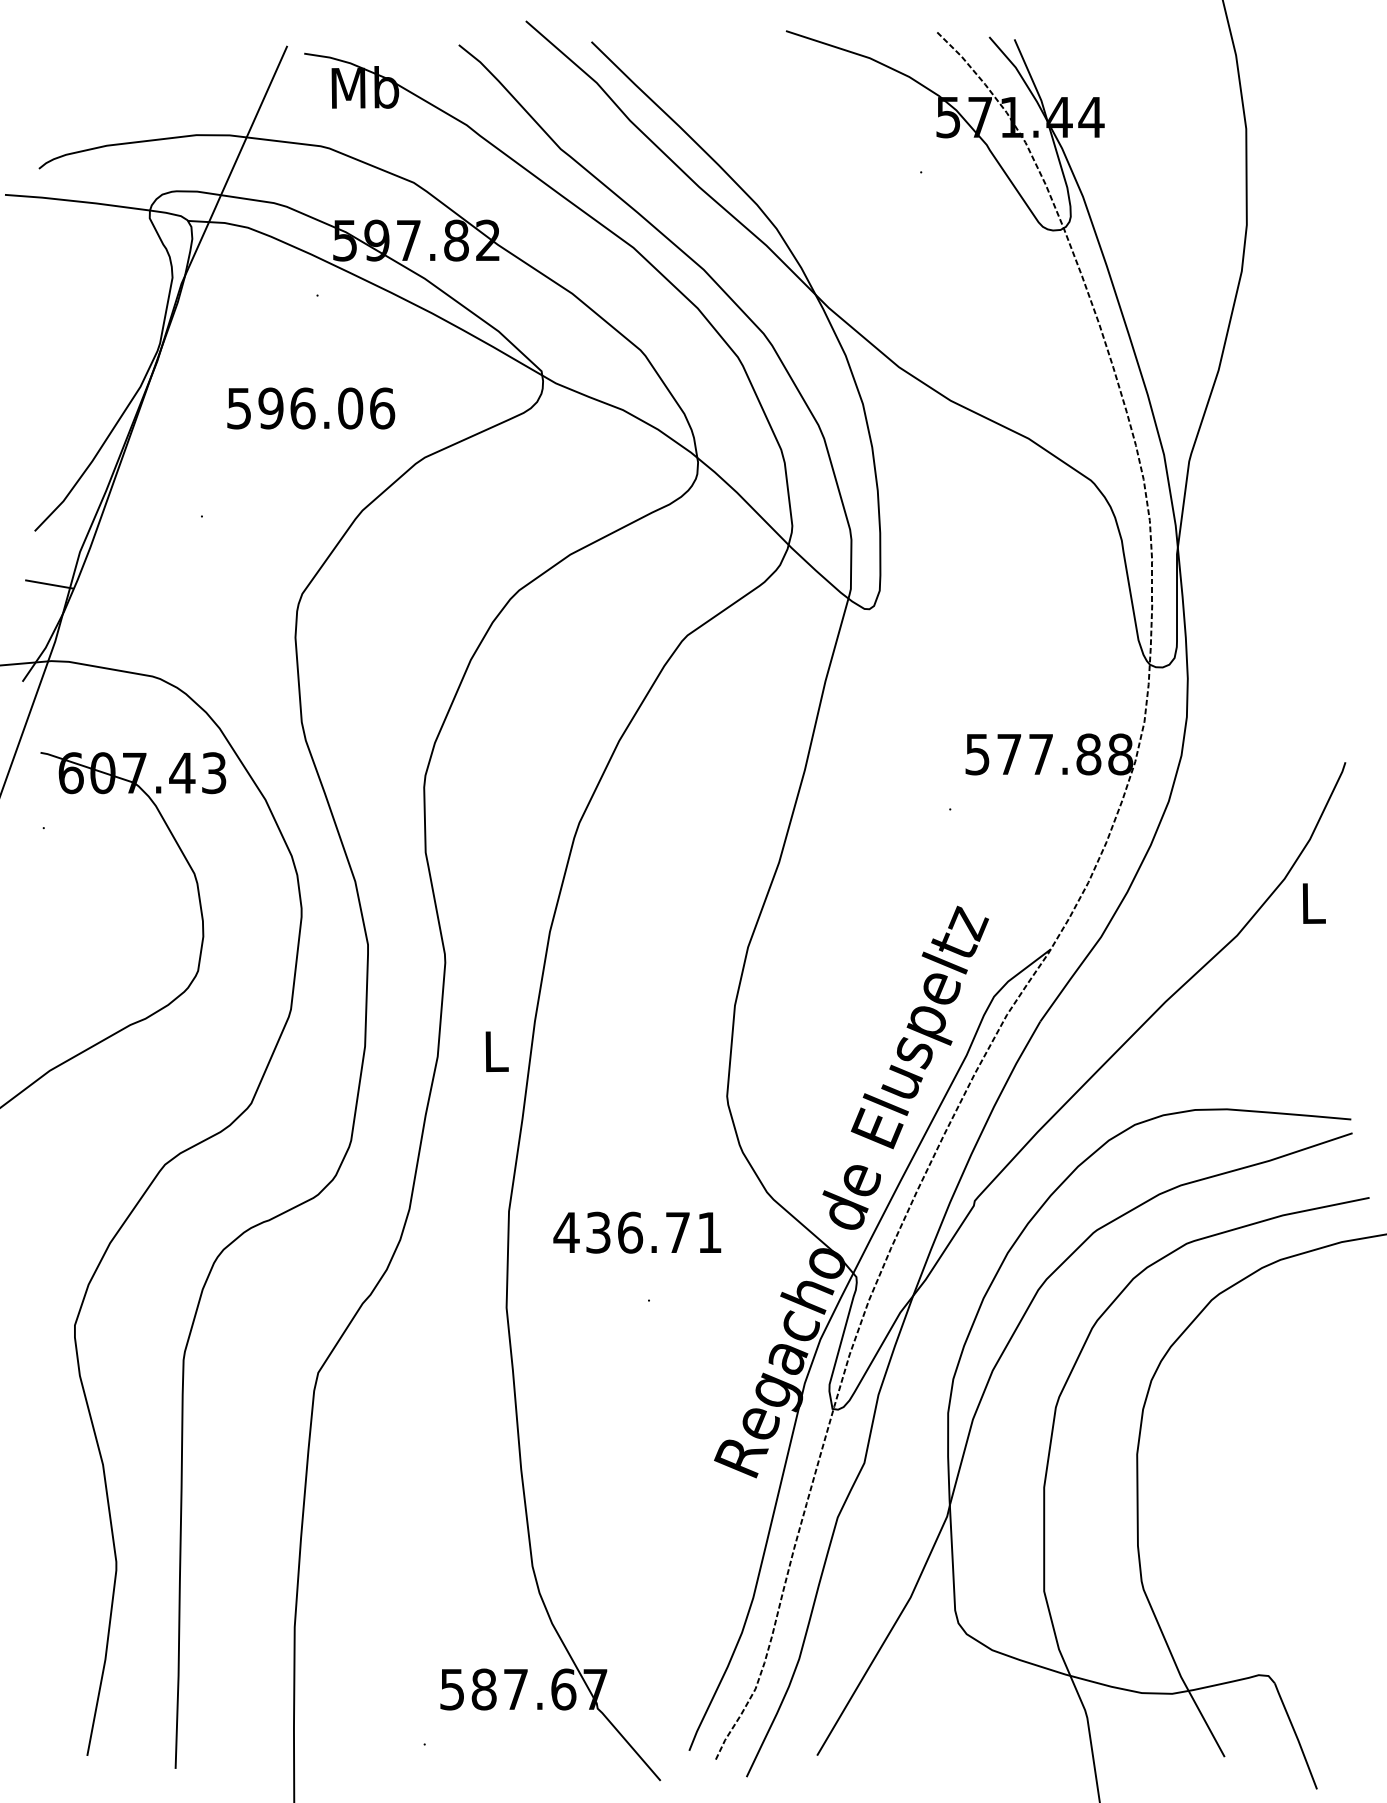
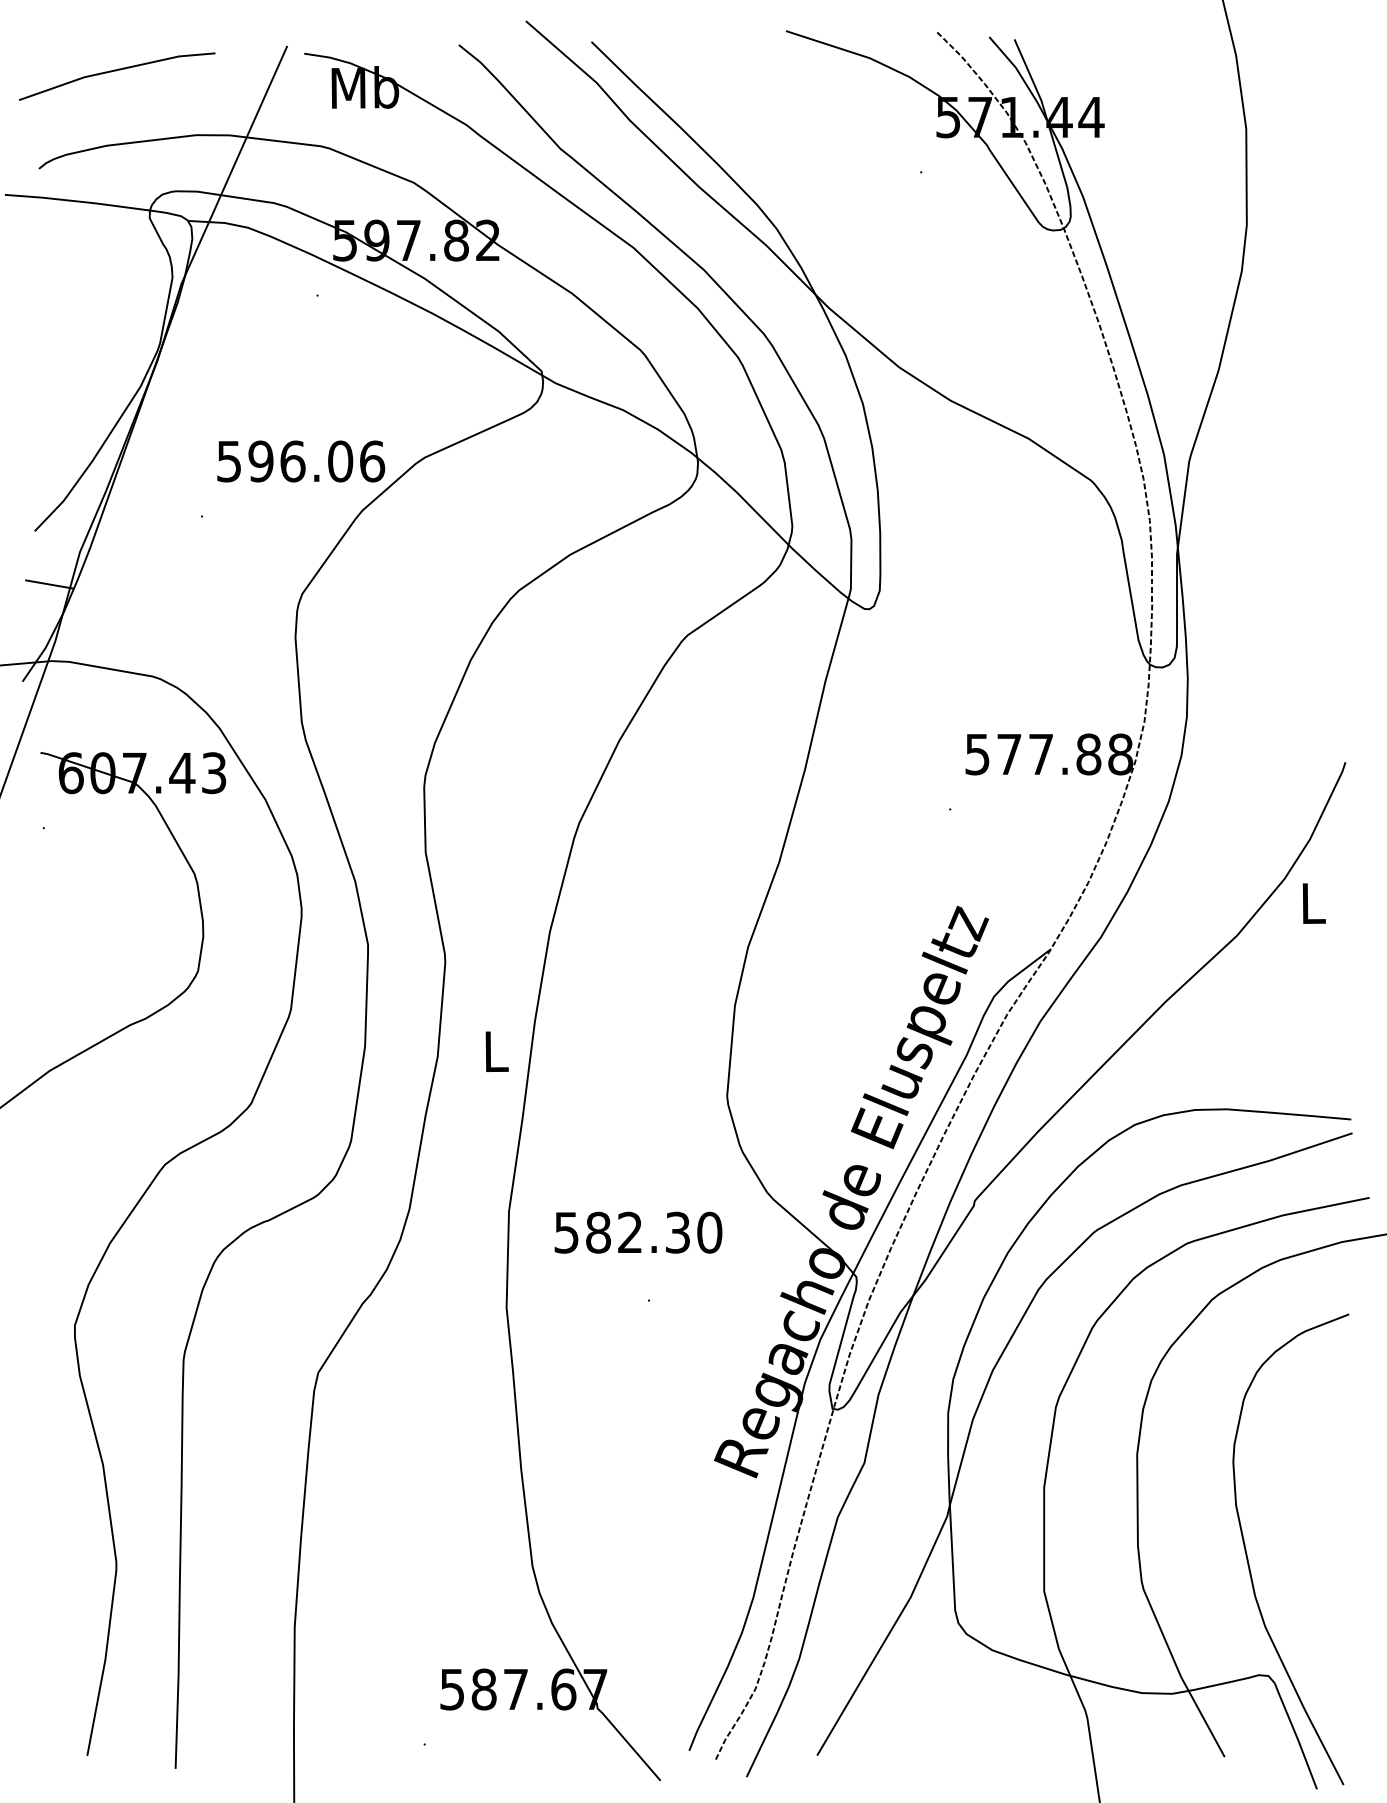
line: none -> present (116, 71)
text position: (311, 408) -> (301, 461) (301, 461)
text: 436.71 -> 582.30 (637, 1232)
part: none -> present (1248, 1558)
